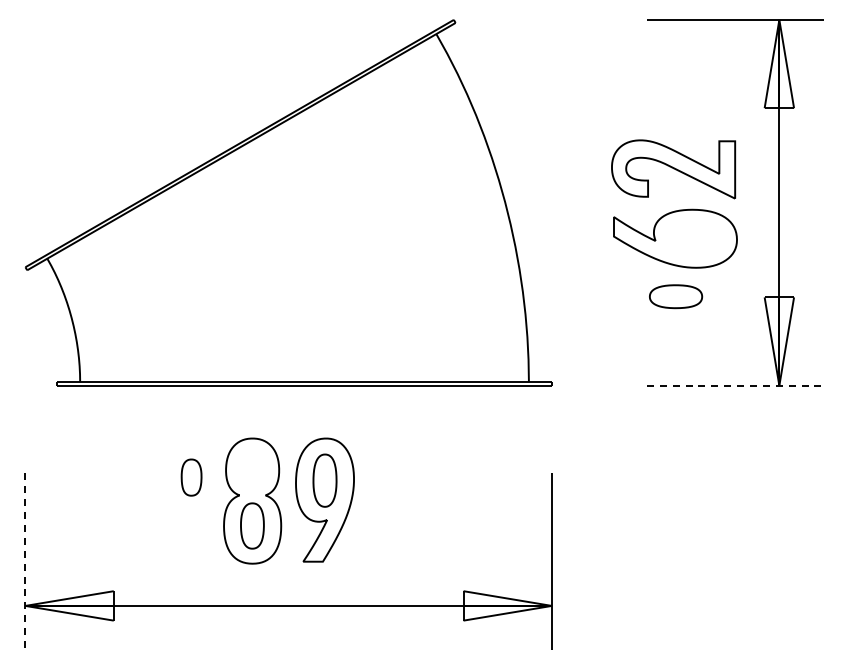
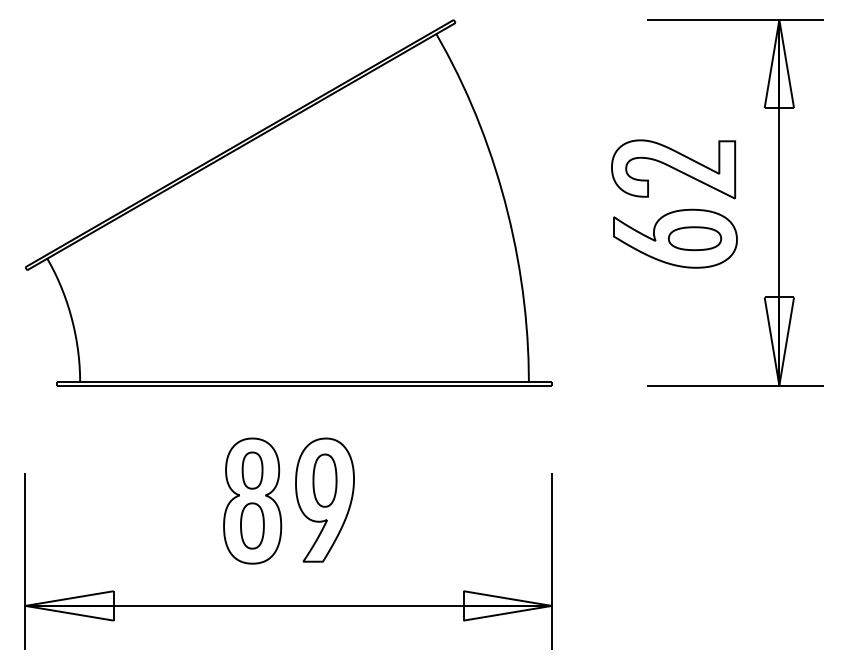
part position: (676, 296) -> (695, 238) (695, 238)
line: dashed -> solid (735, 385)
part position: (191, 477) -> (252, 470) (252, 470)
line: dashed -> solid (25, 562)
